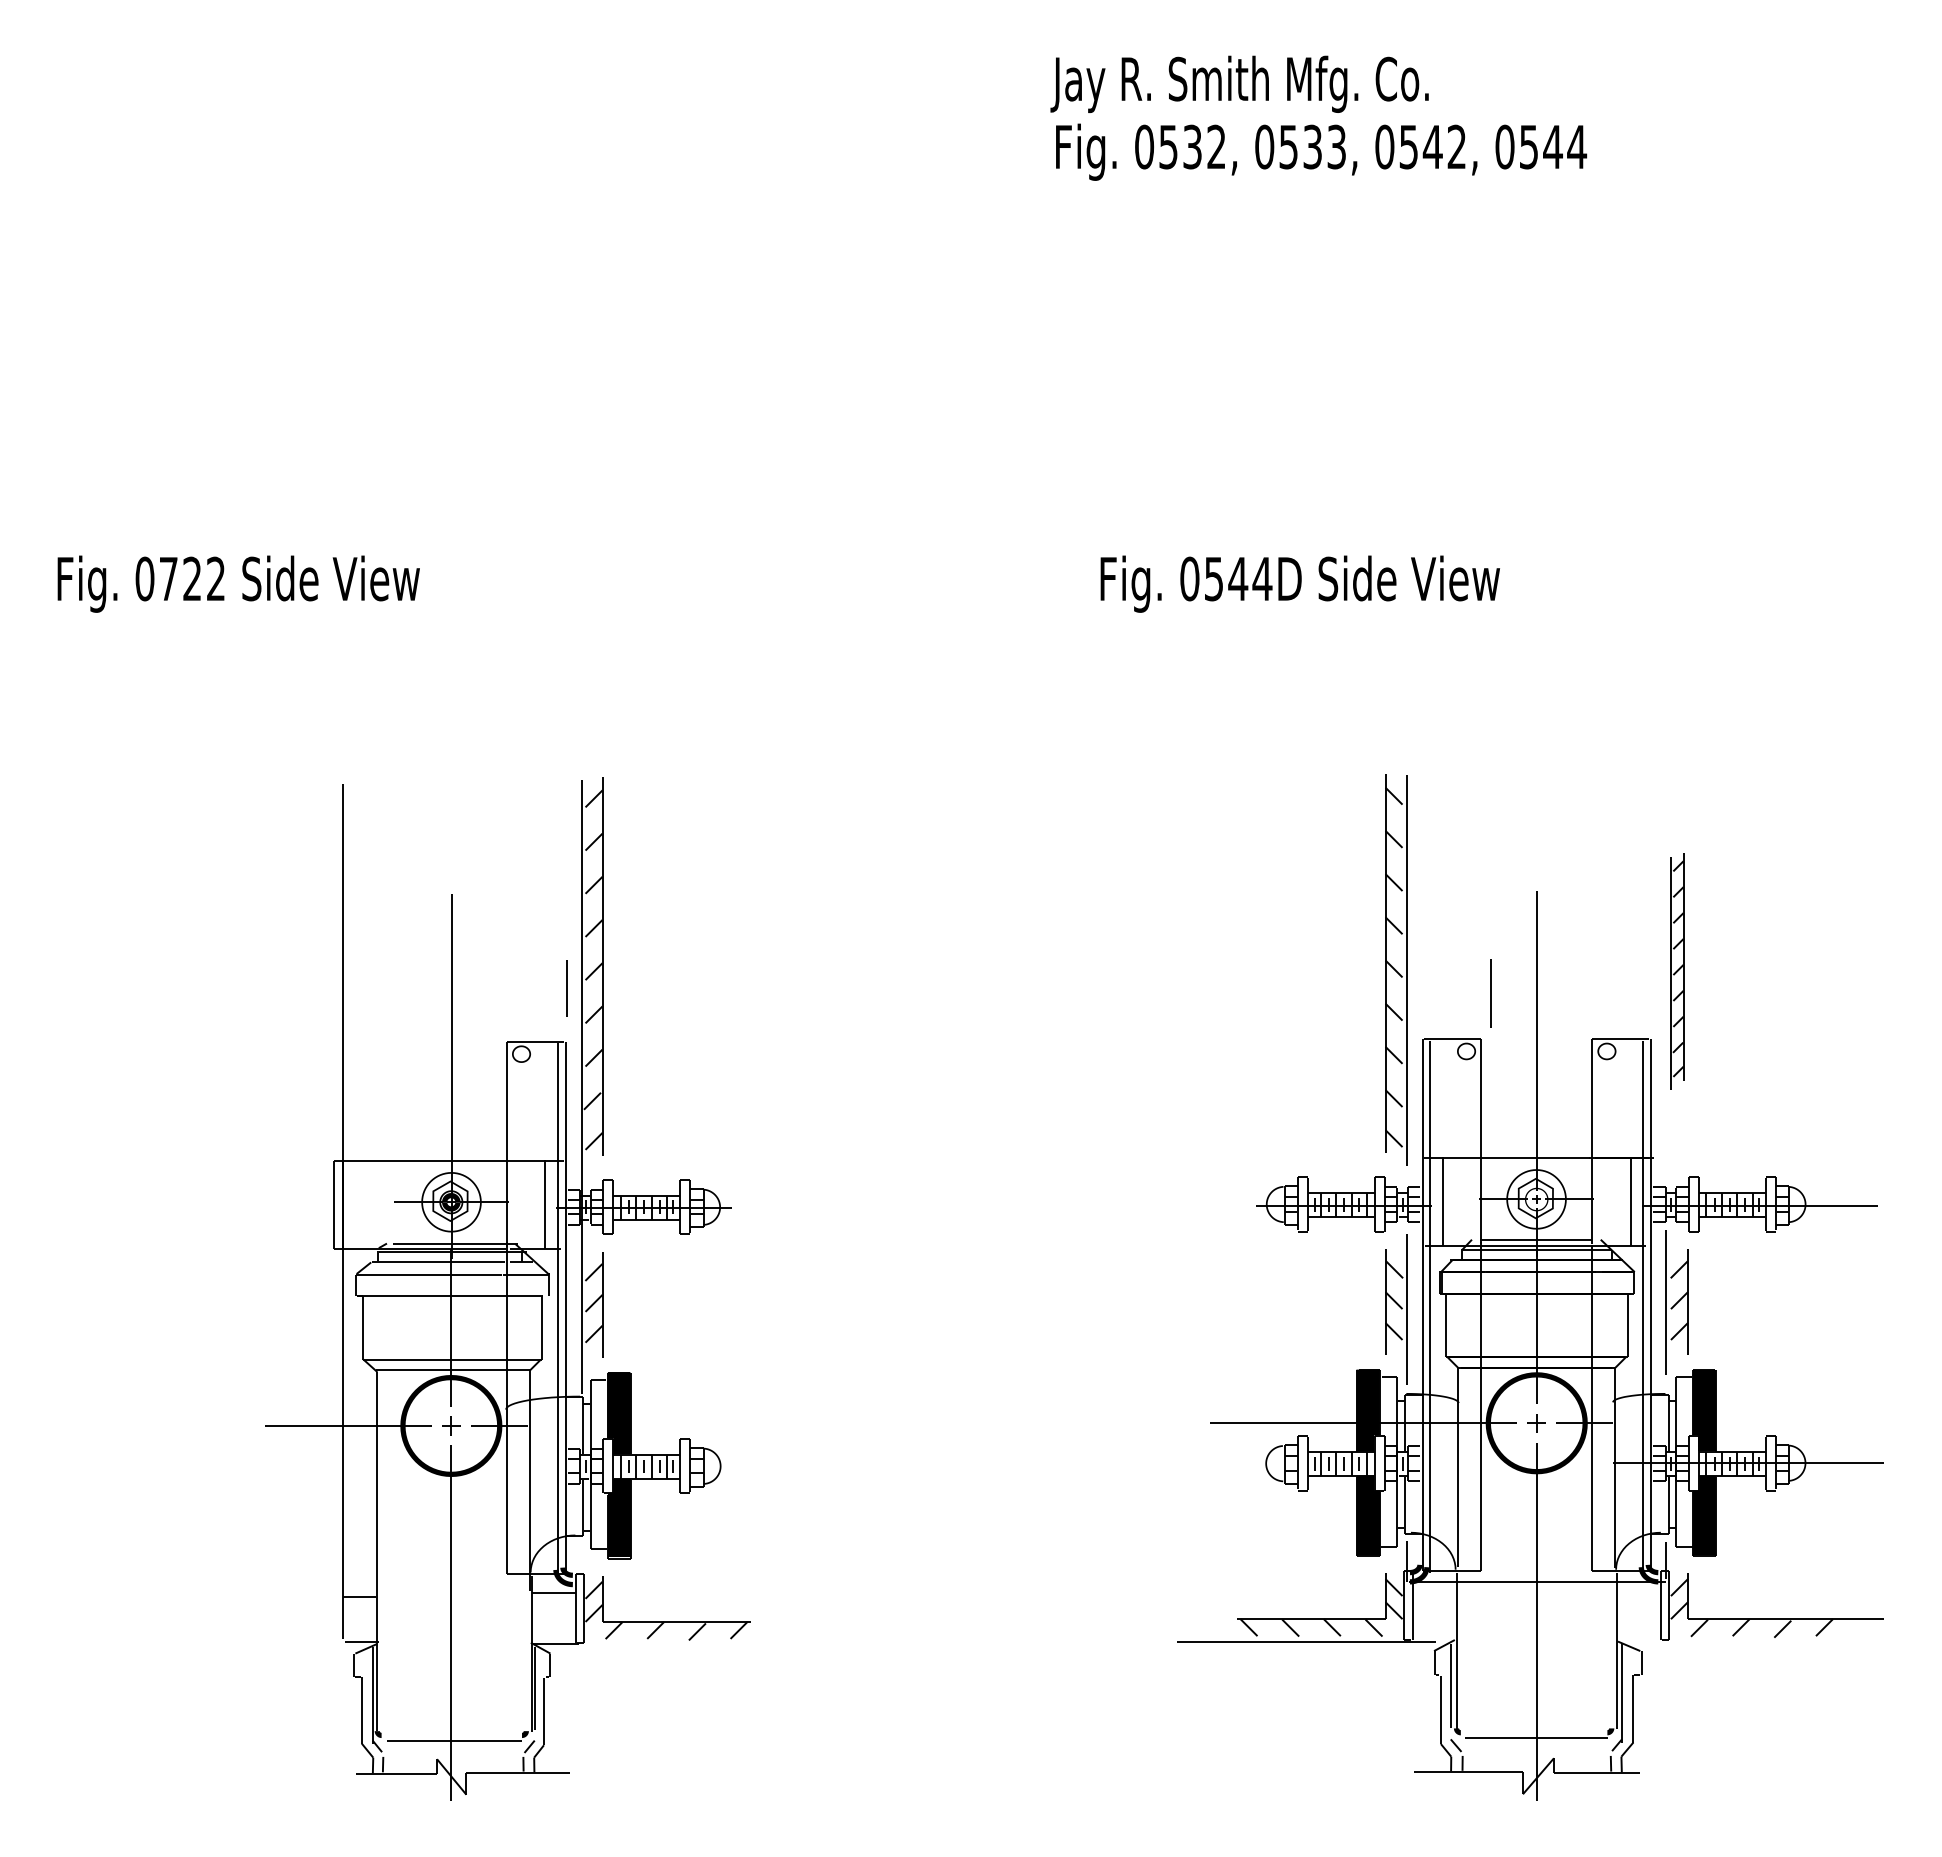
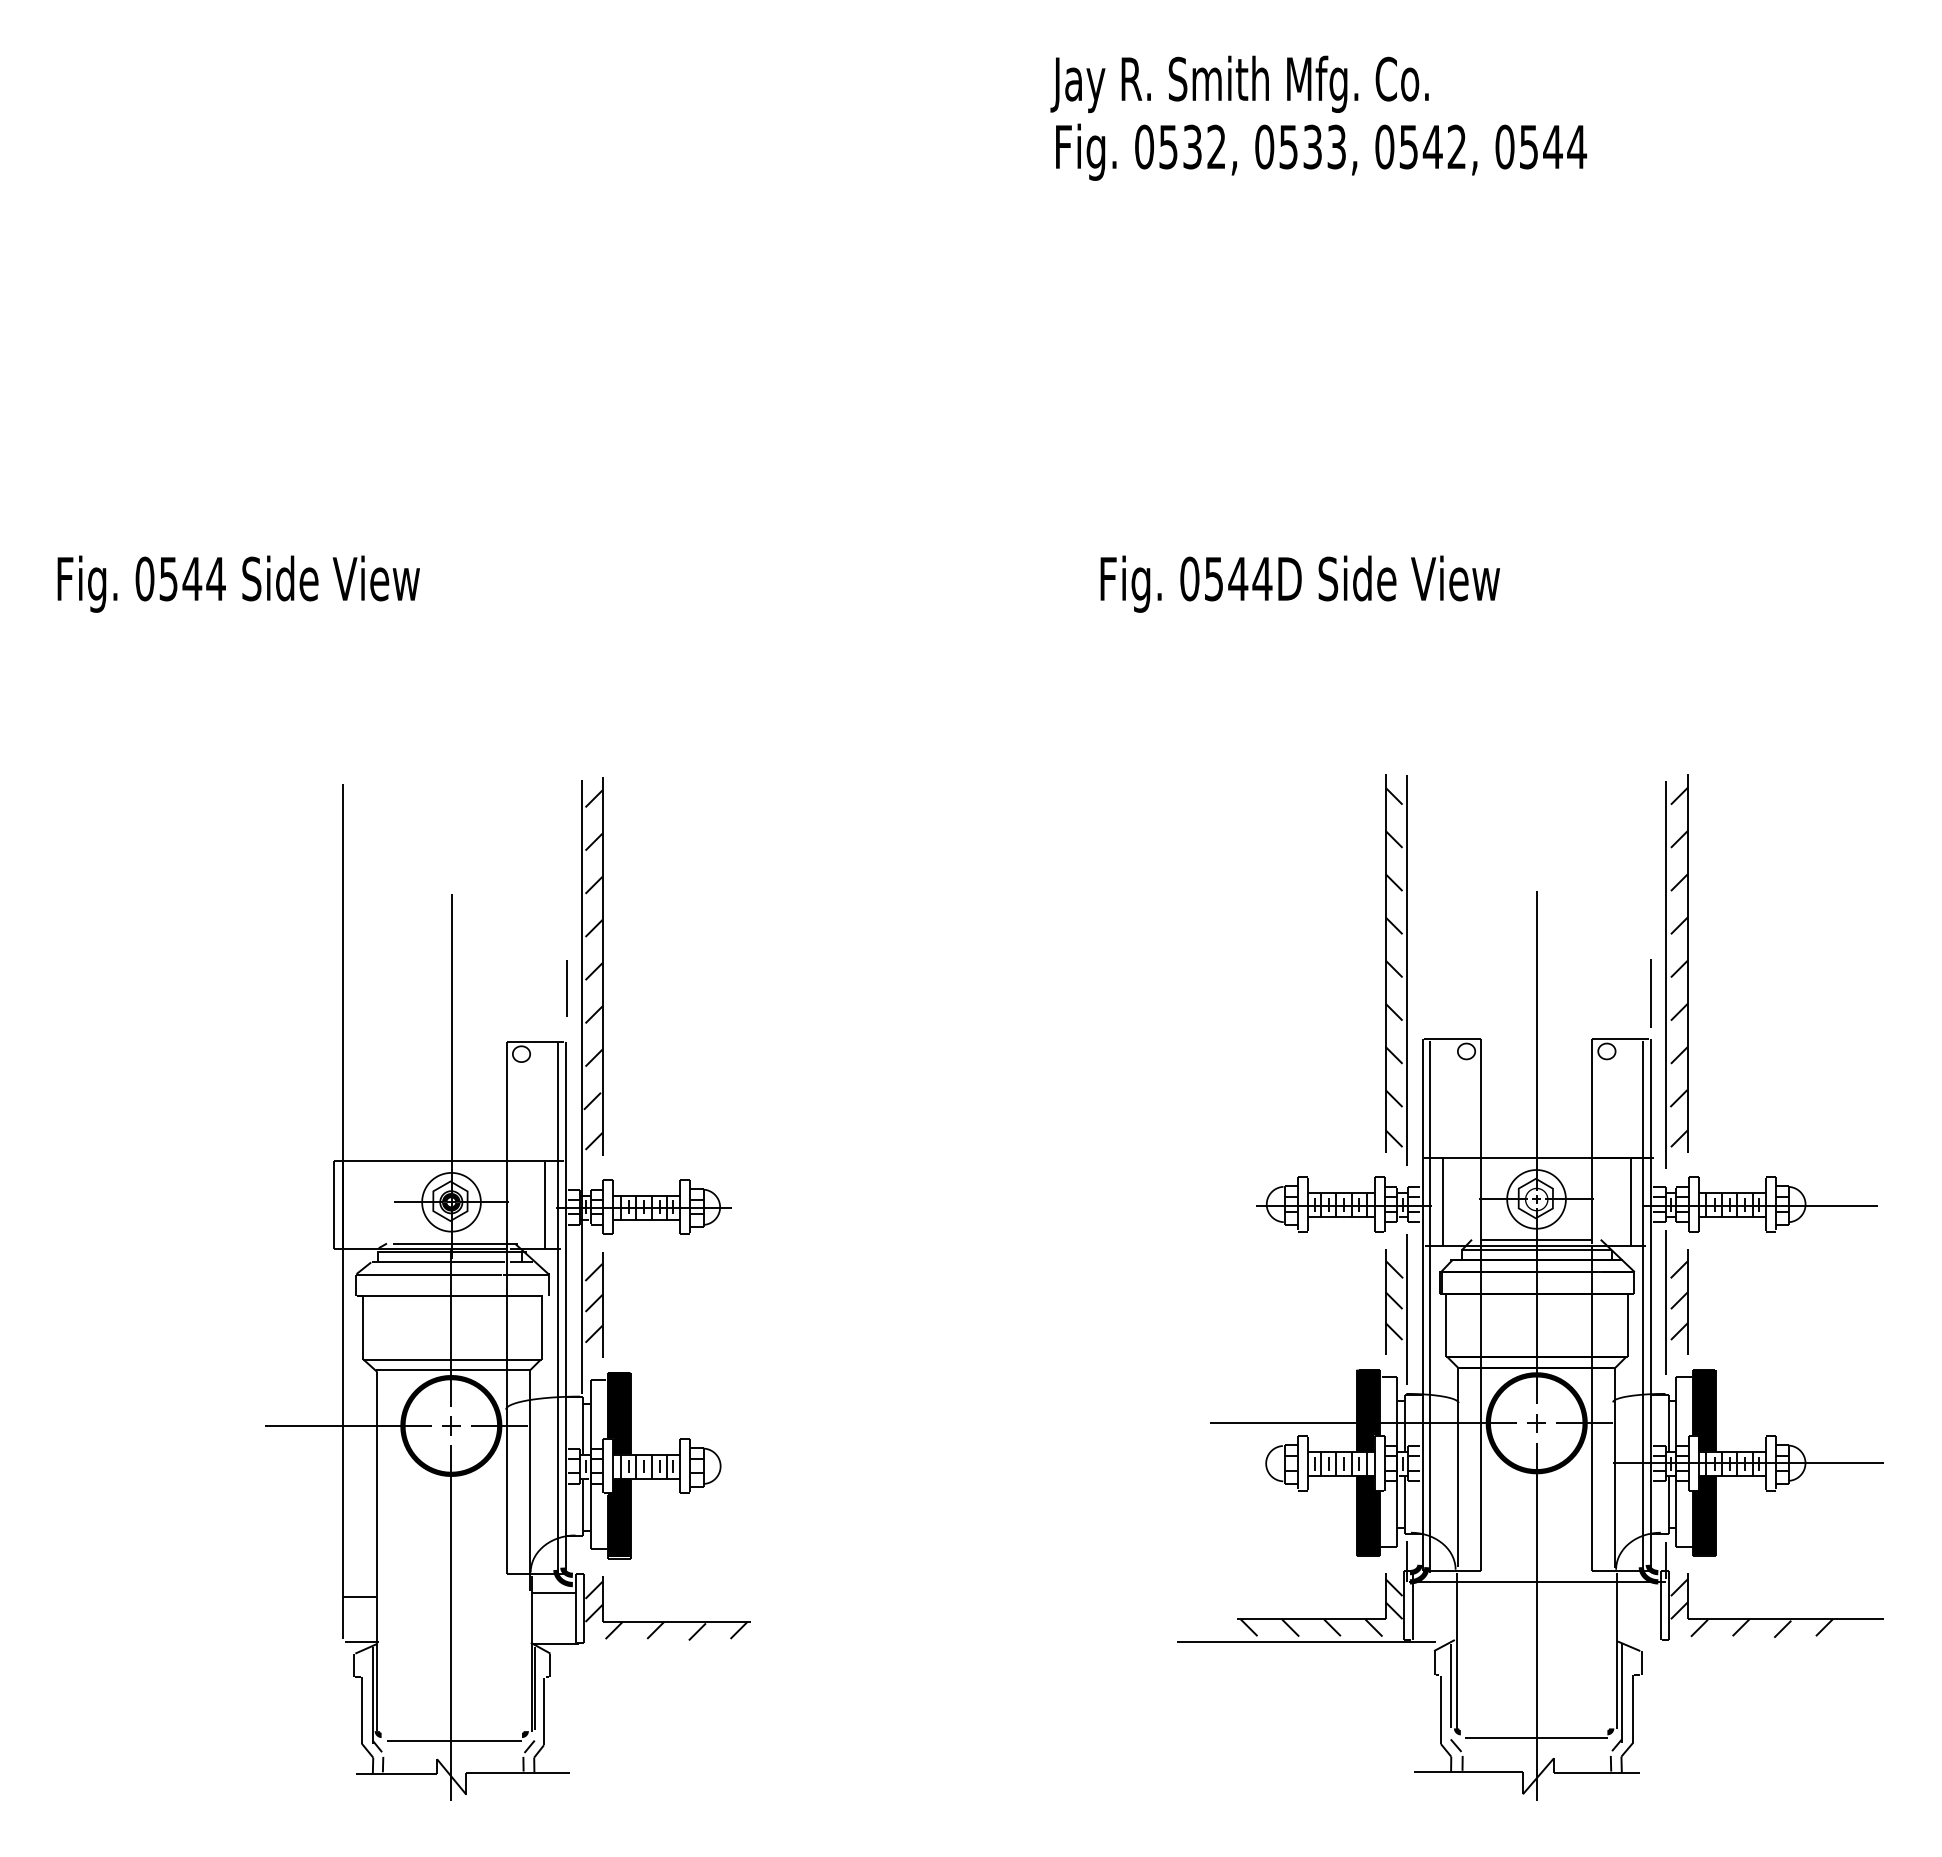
text: 0722 -> 0544 (192, 578)
part size: 15x237 px -> 24x395 px (1676, 971)
line position: (1490, 993) -> (1650, 993) (1650, 993)
